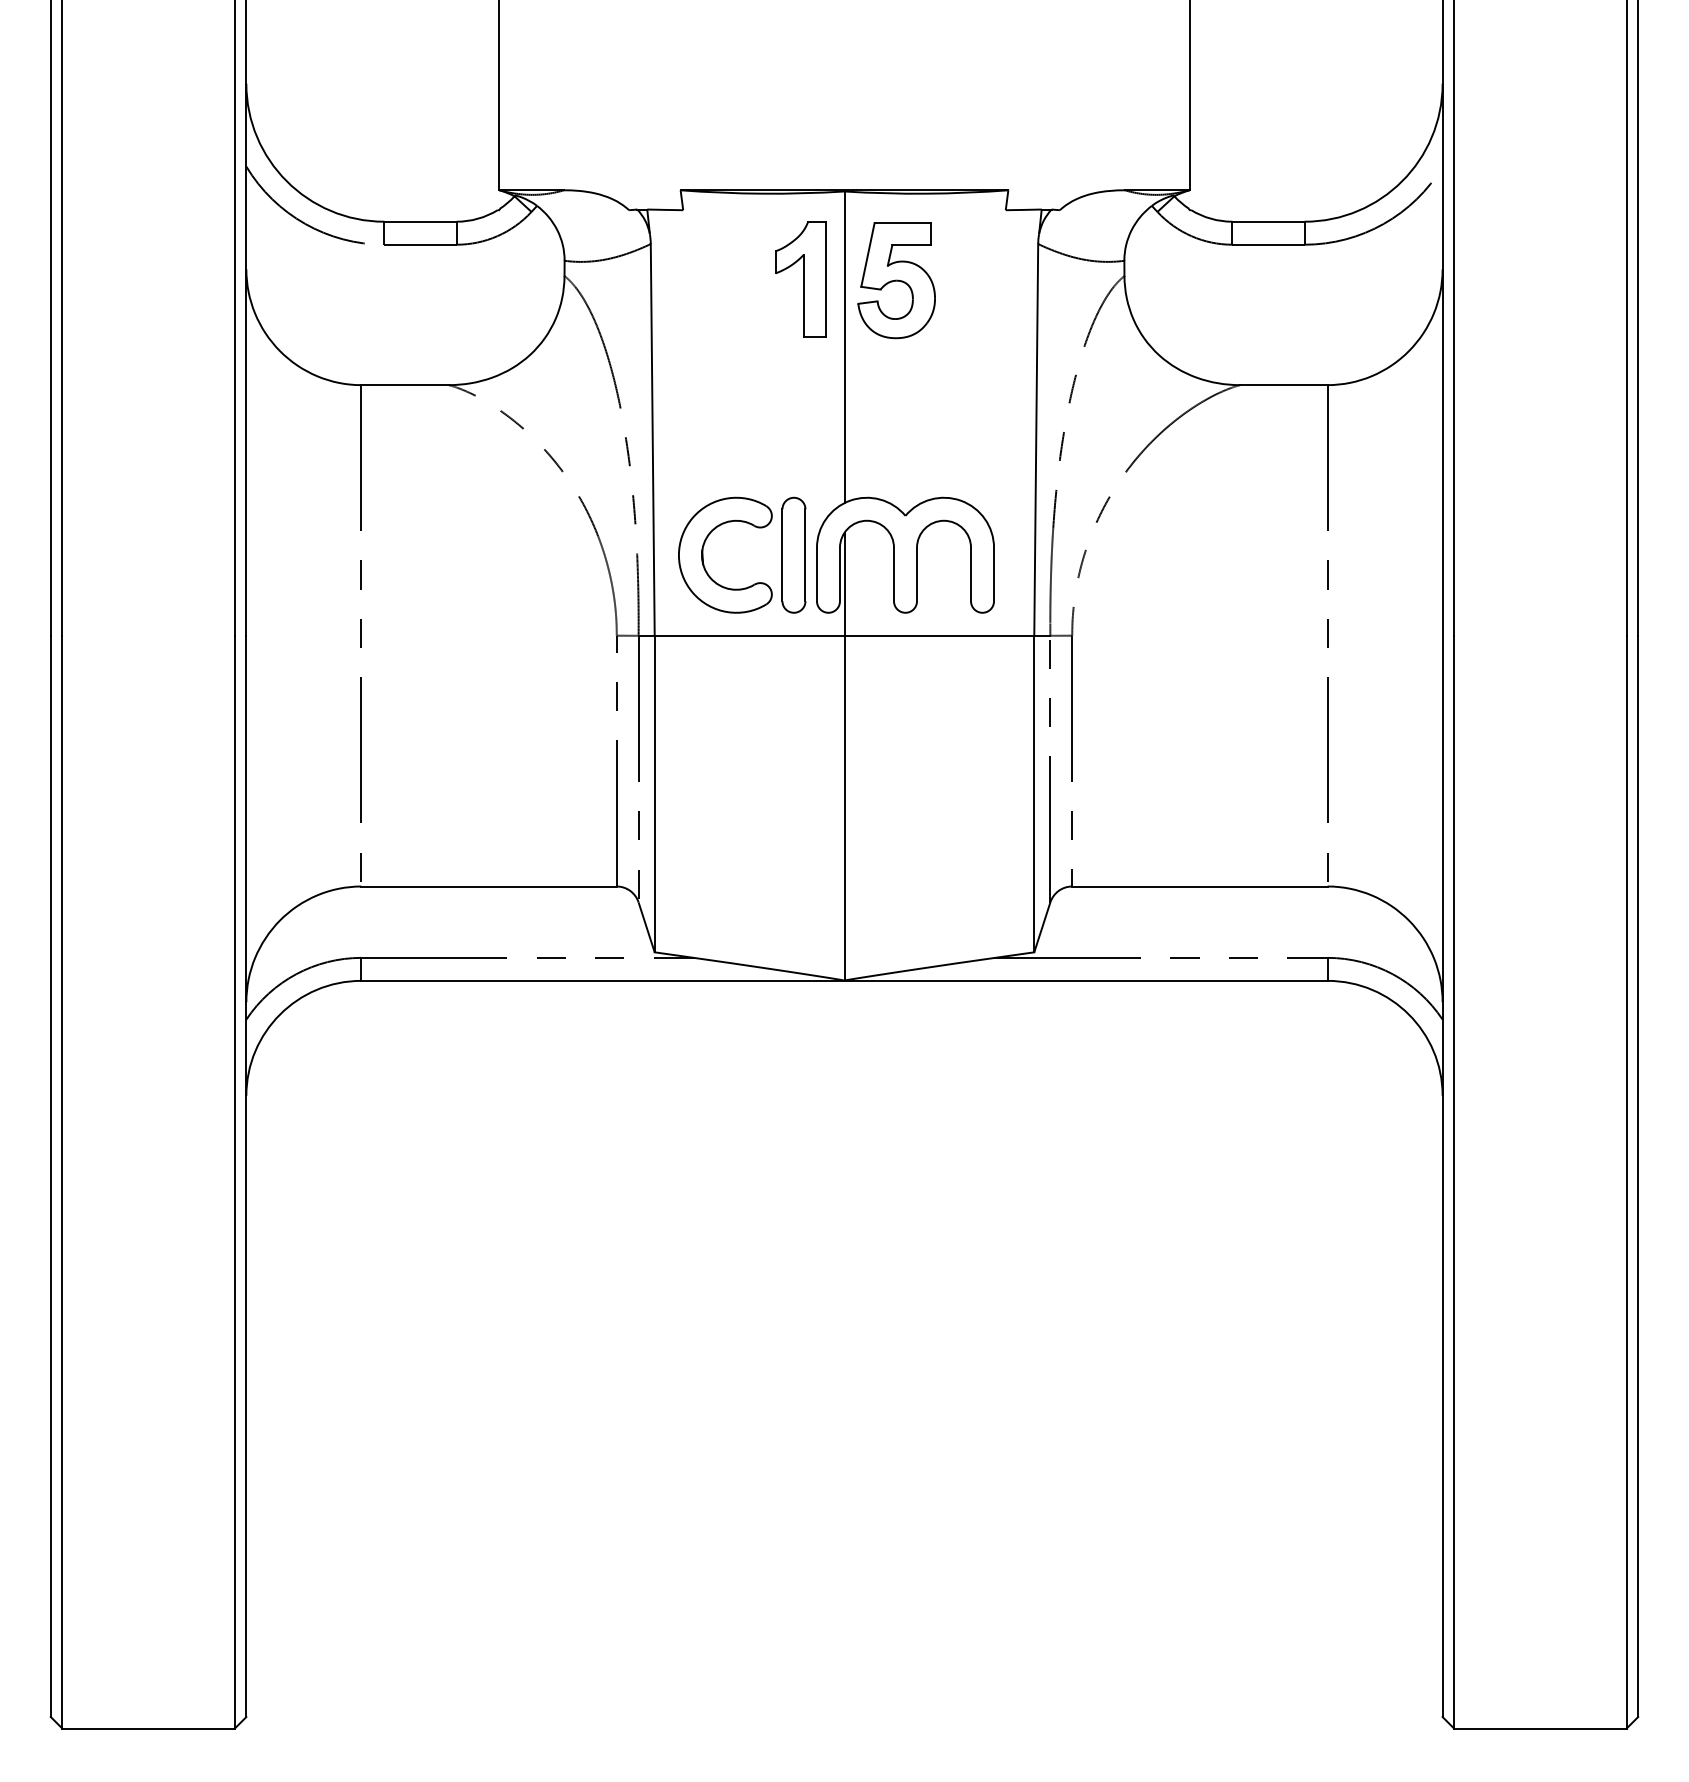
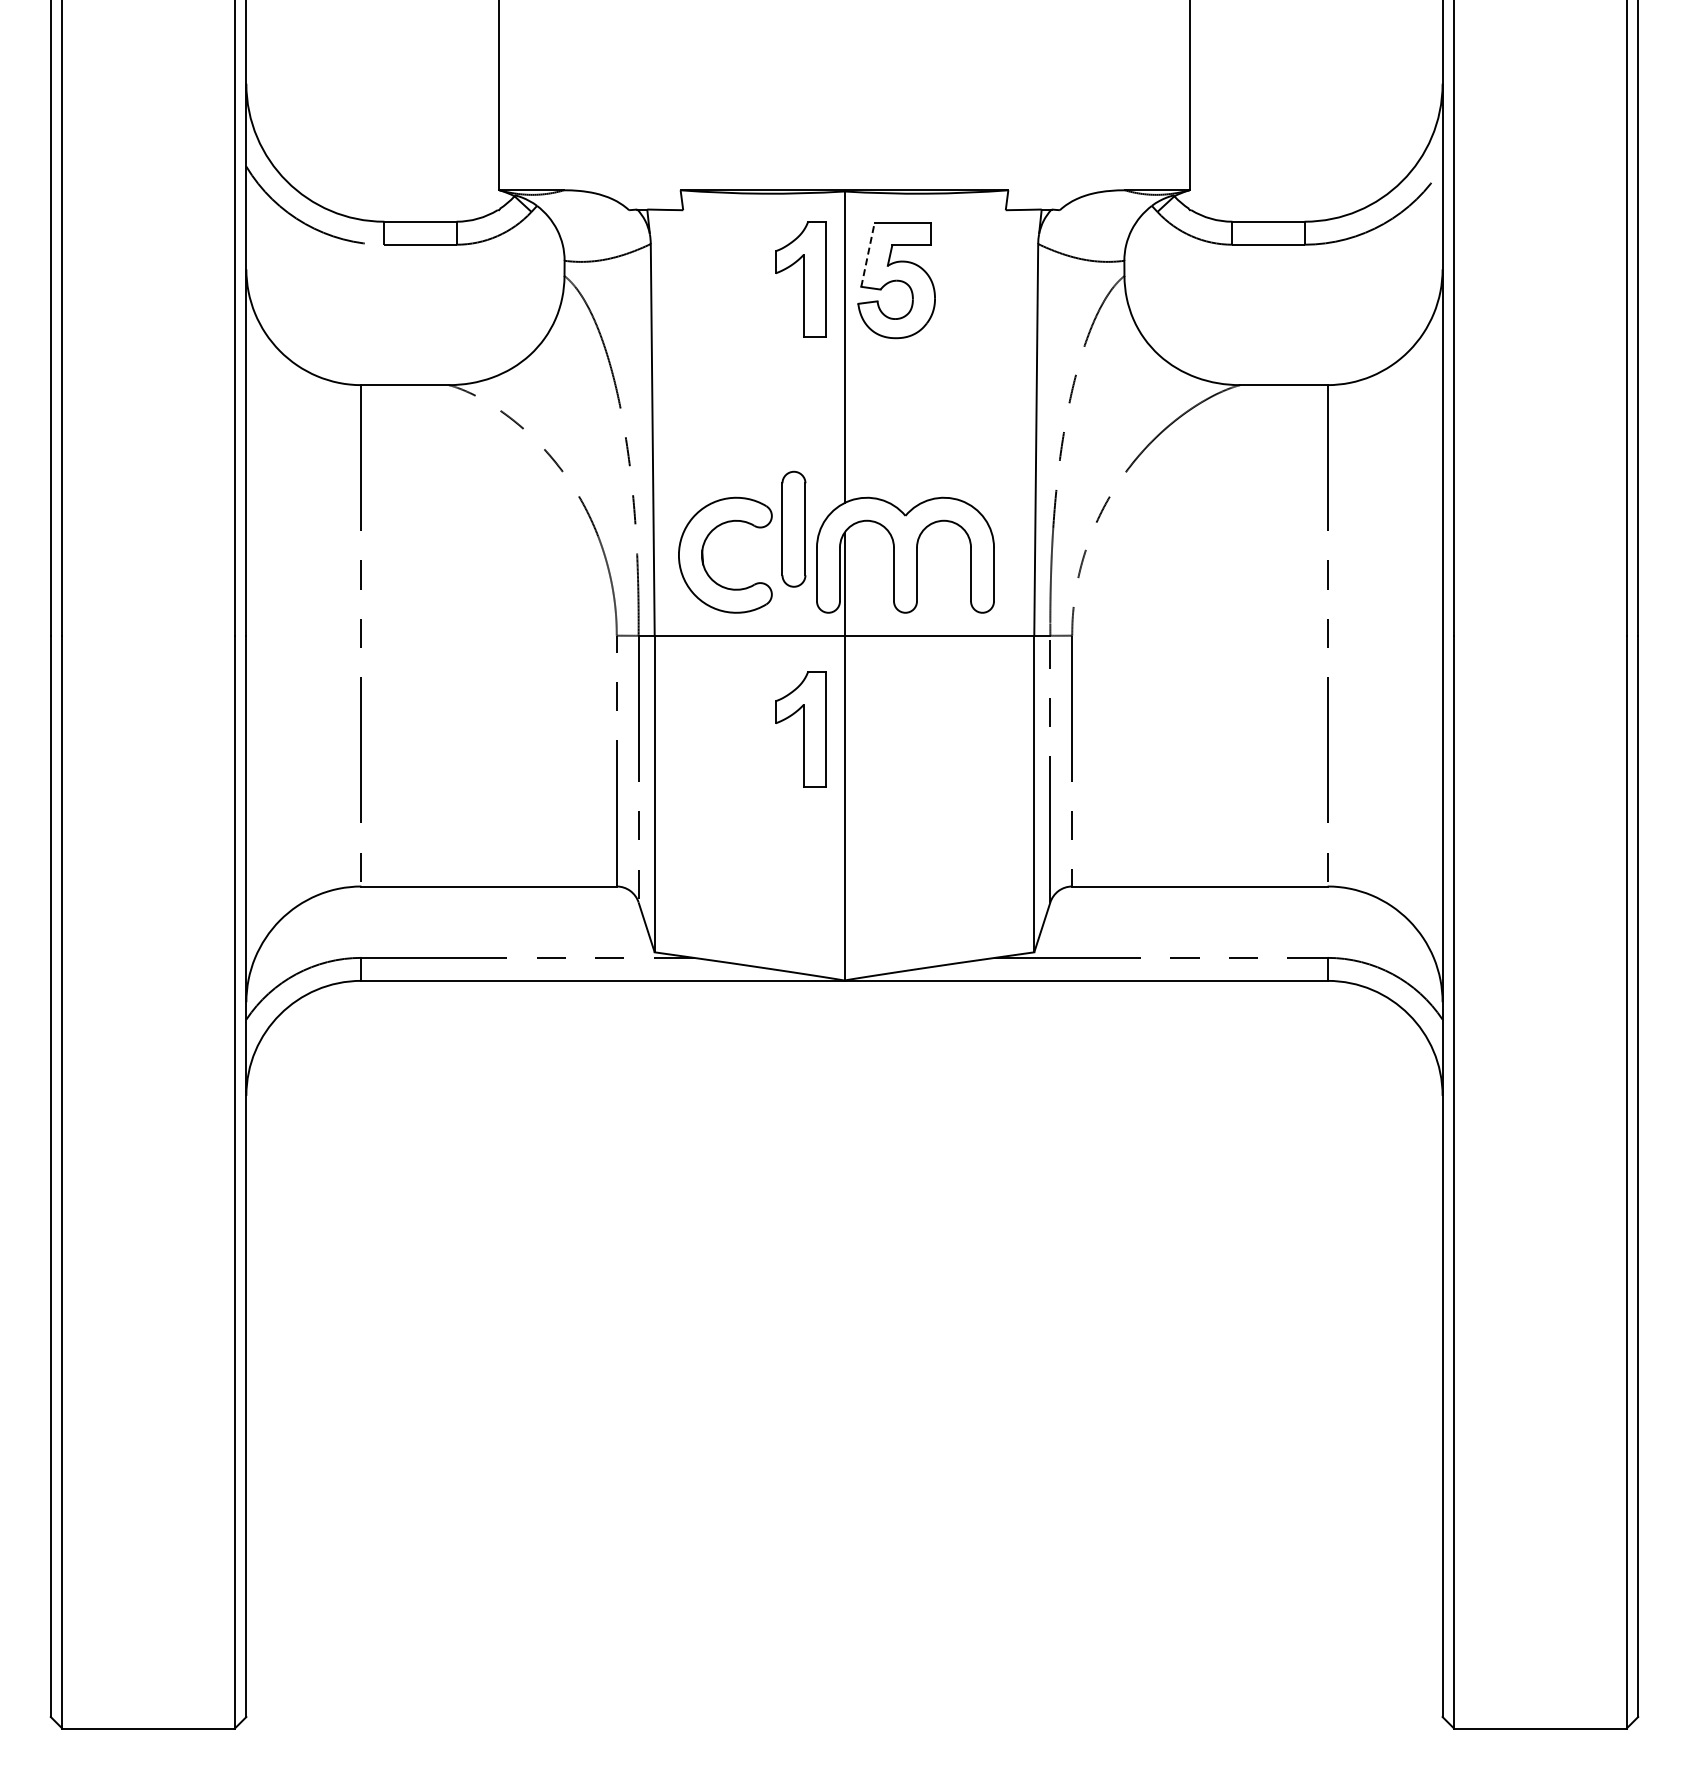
line: solid -> dashed (867, 255)
part position: (793, 554) -> (793, 528) (793, 528)
part: none -> present (800, 729)
